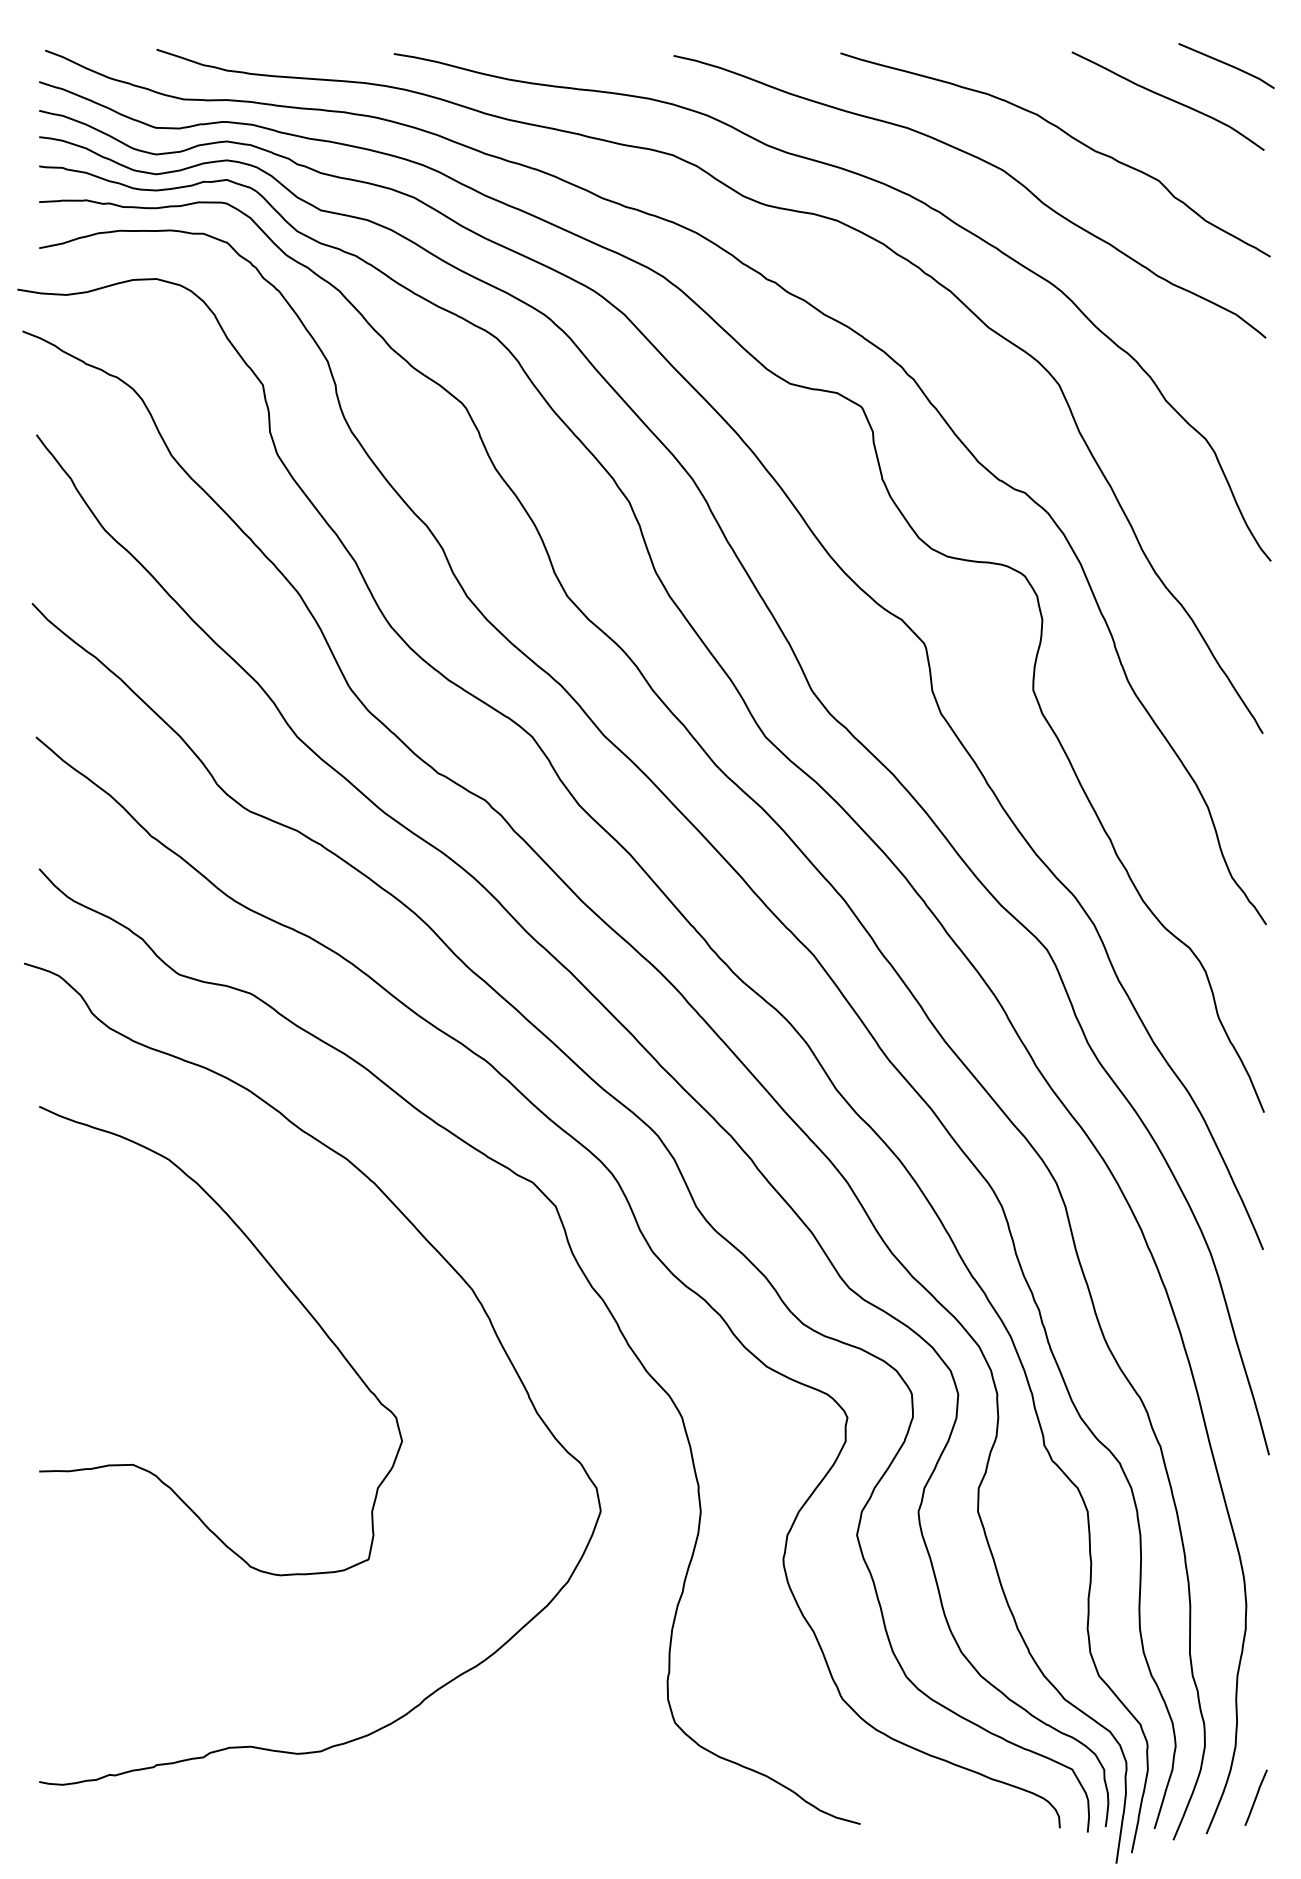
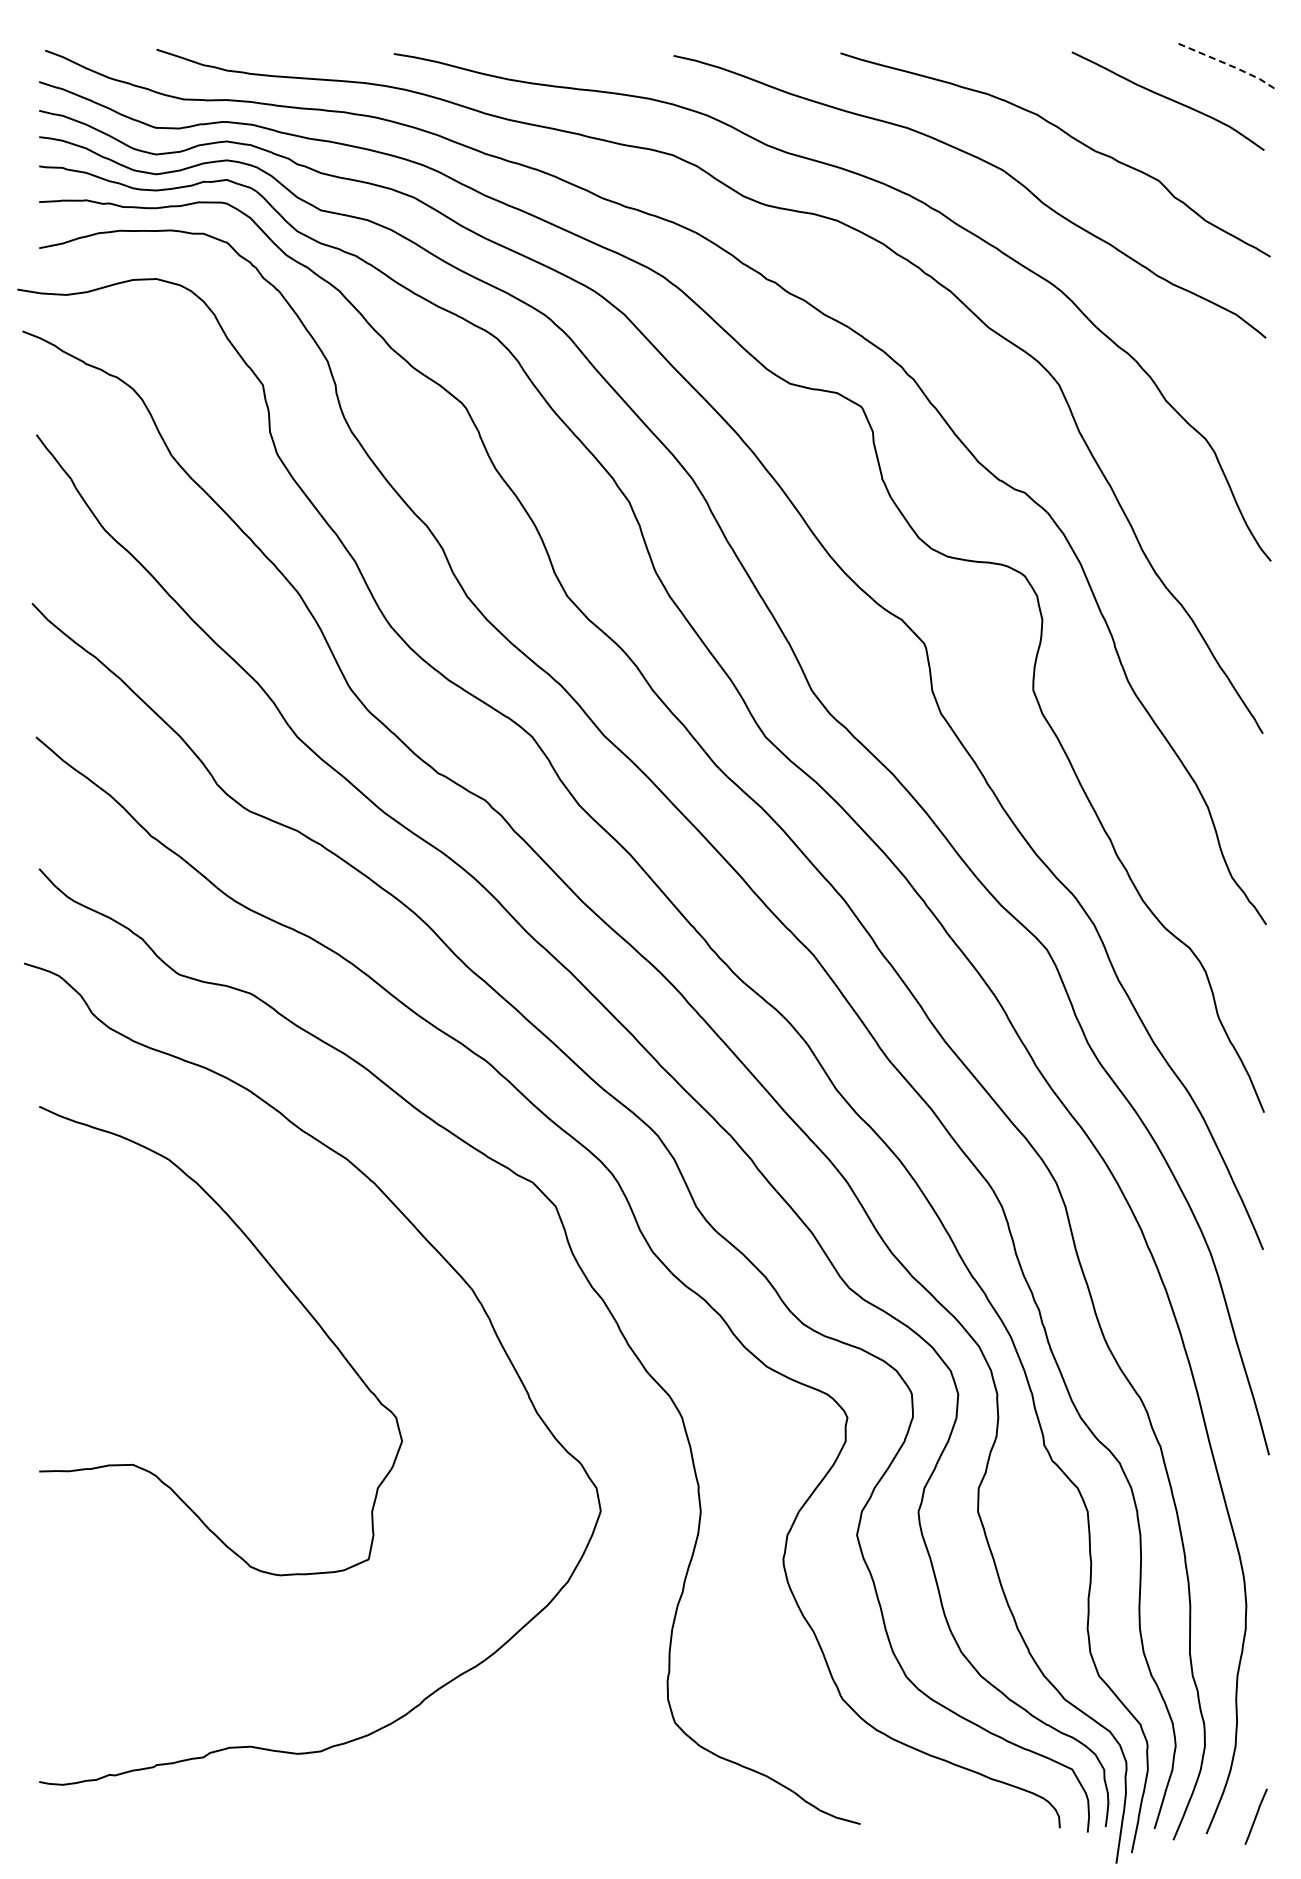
line: solid -> dashed (1228, 64)
line position: (1255, 1797) -> (1255, 1816) (1255, 1816)
